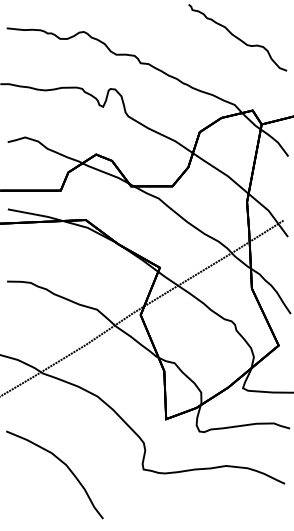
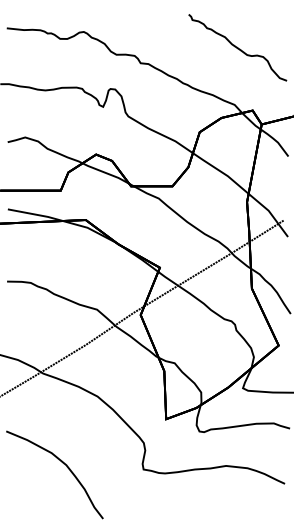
part position: (237, 37) -> (237, 47) (237, 47)
